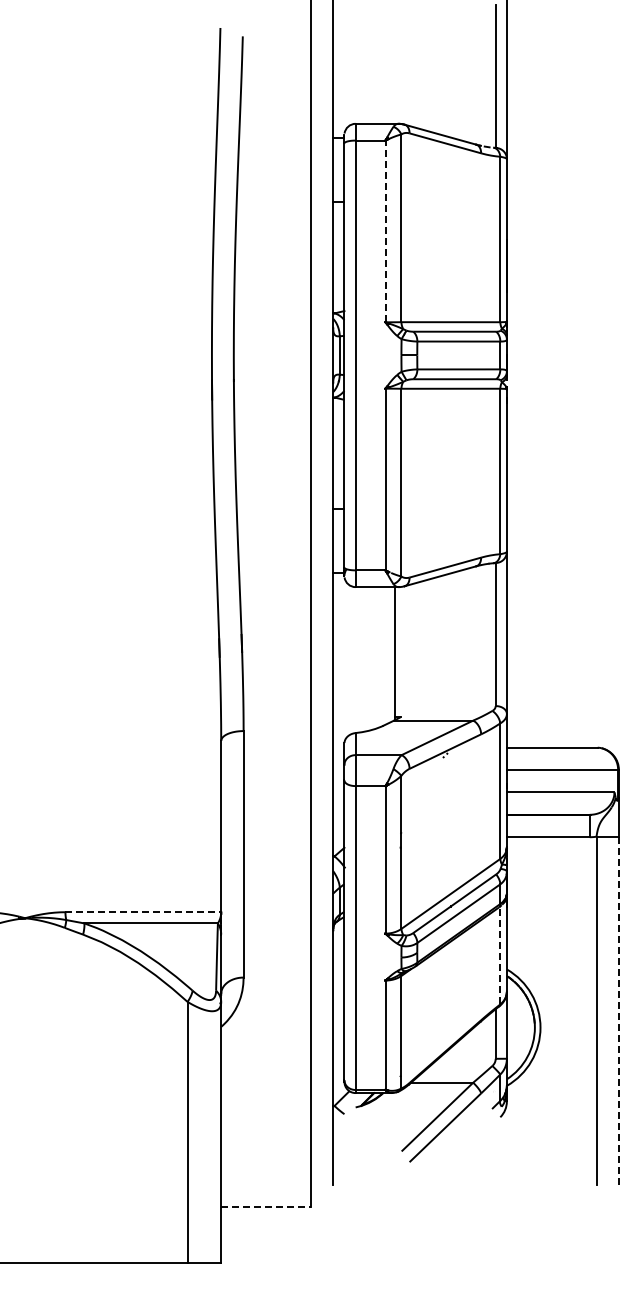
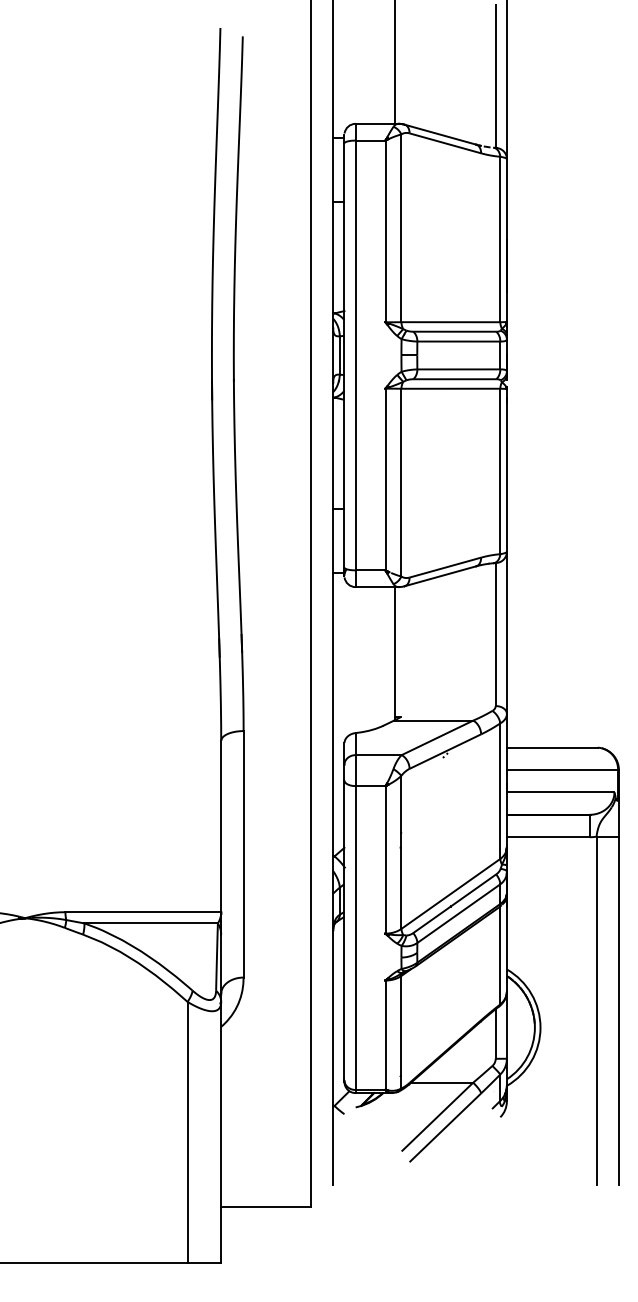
line: none -> present (394, 62)
line: dashed -> solid (385, 231)
line: dashed -> solid (143, 912)
line: dashed -> solid (500, 955)
line: dashed -> solid (618, 1010)
line: dashed -> solid (266, 1206)
